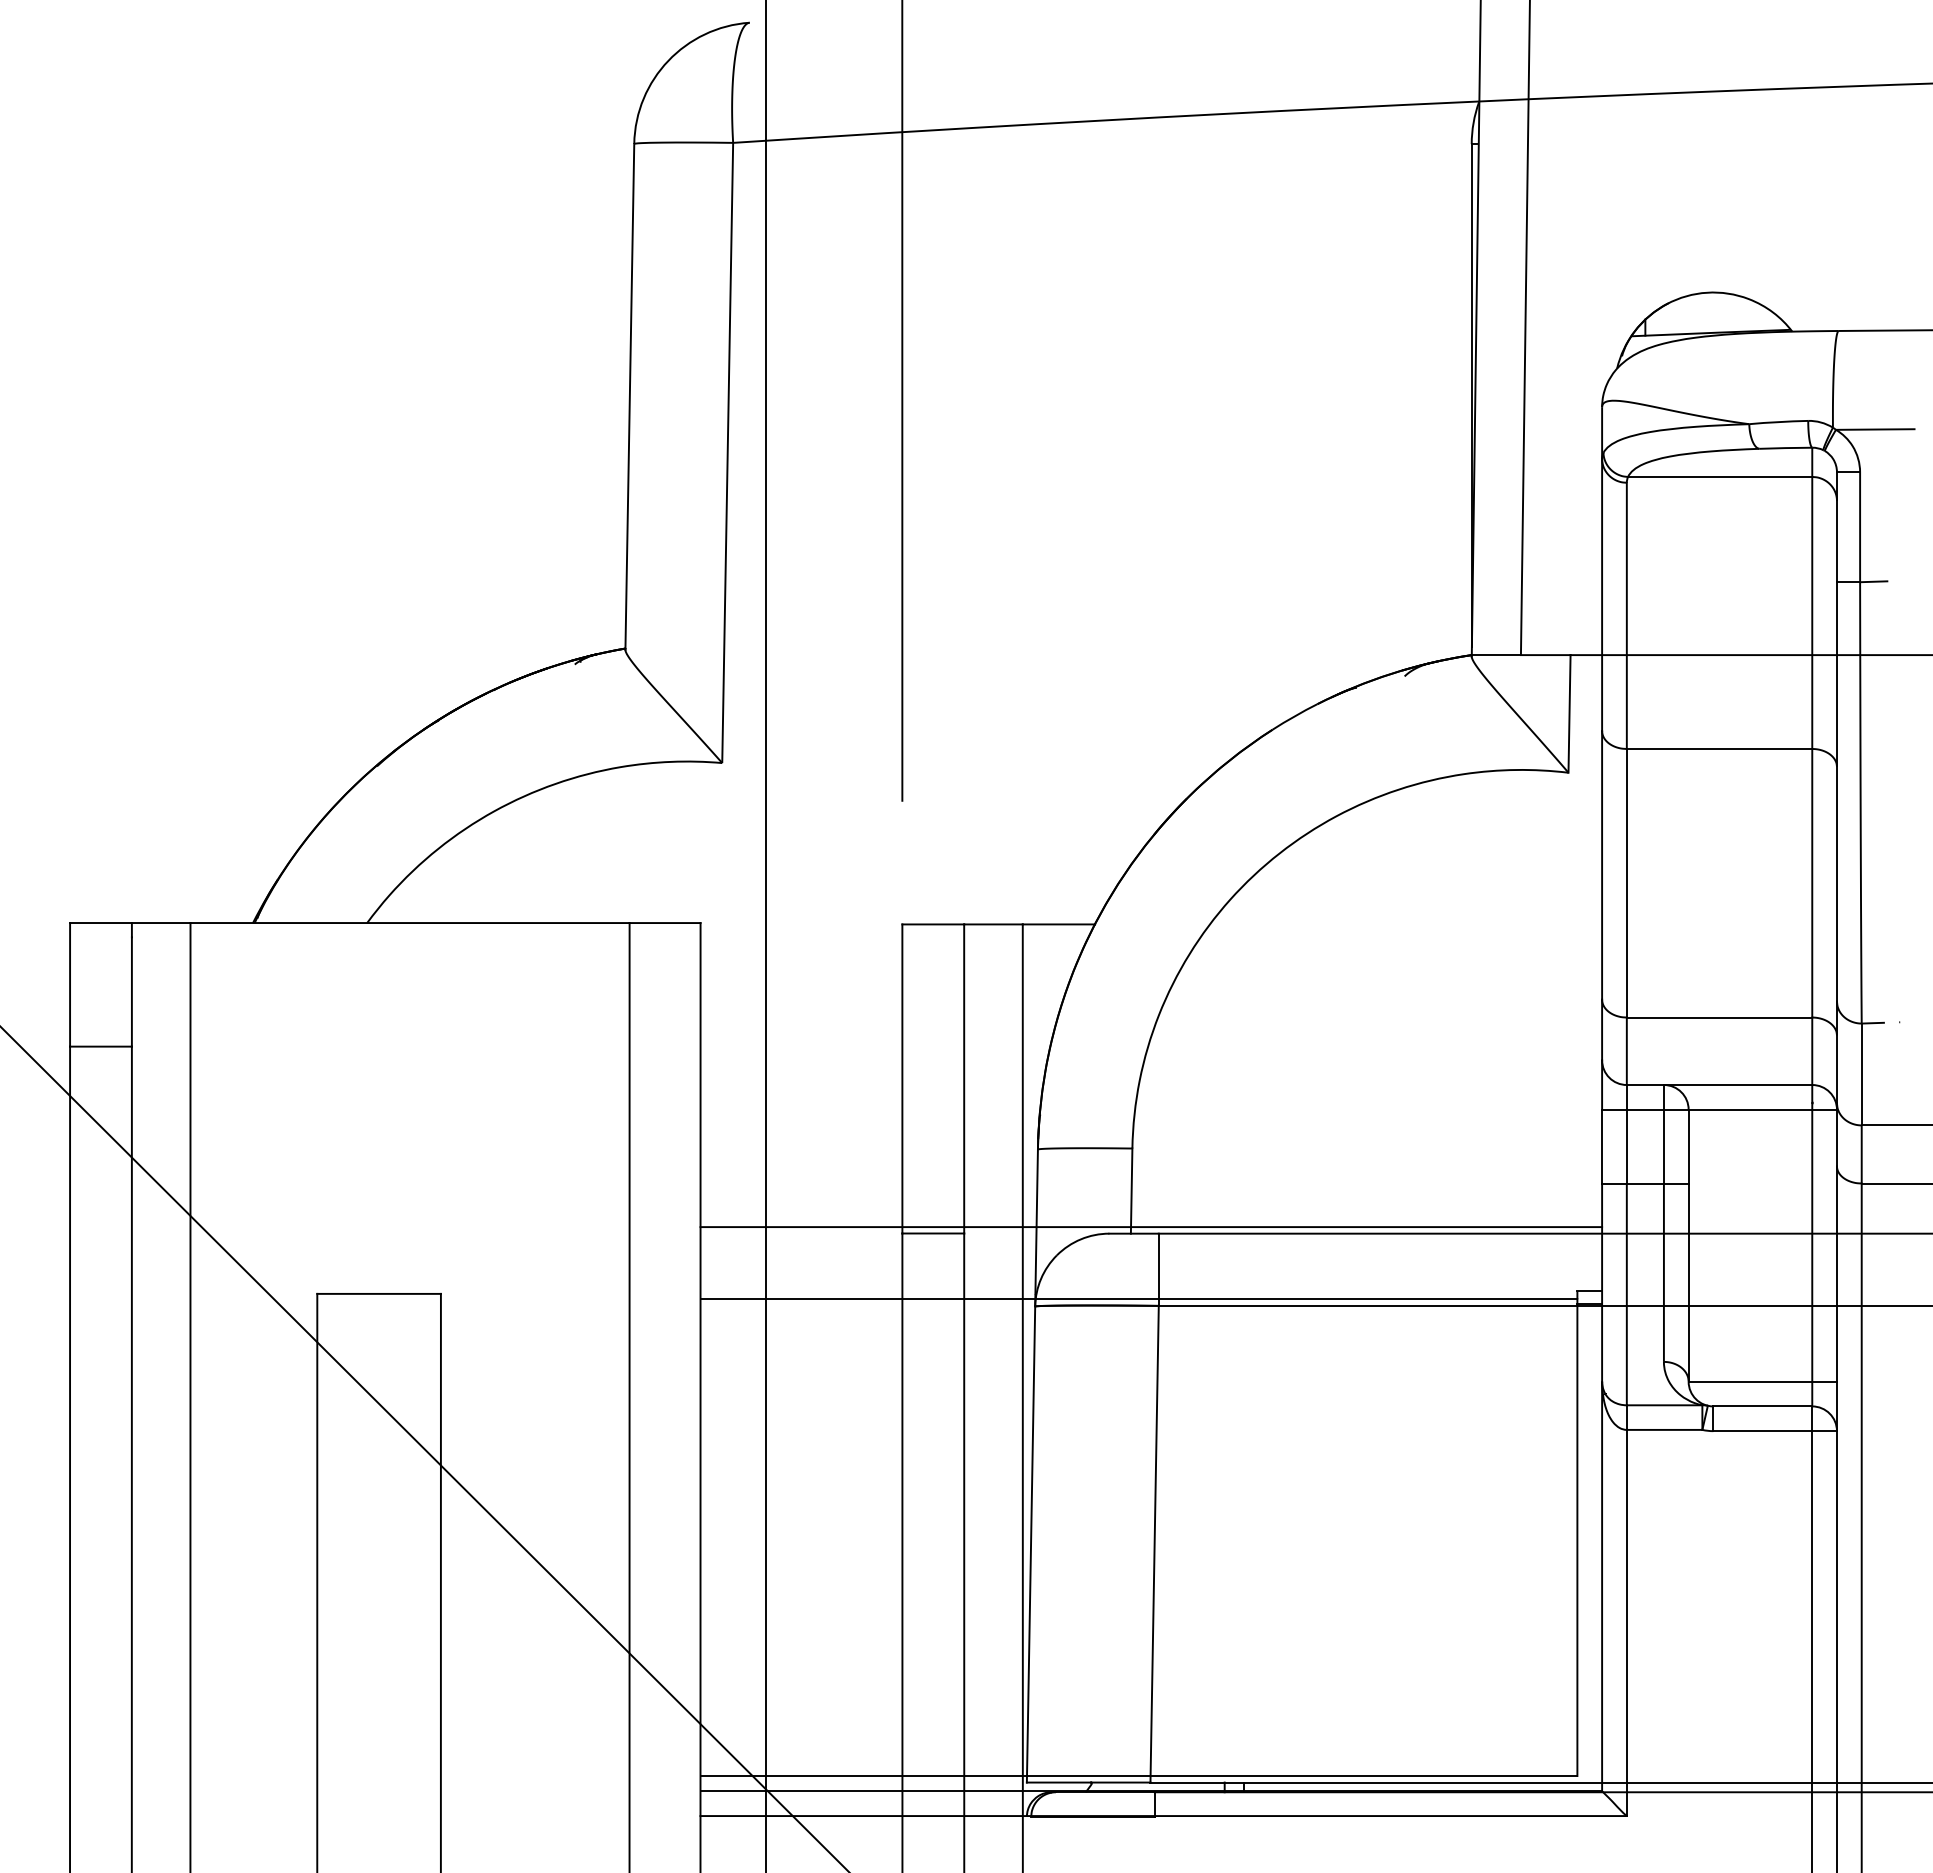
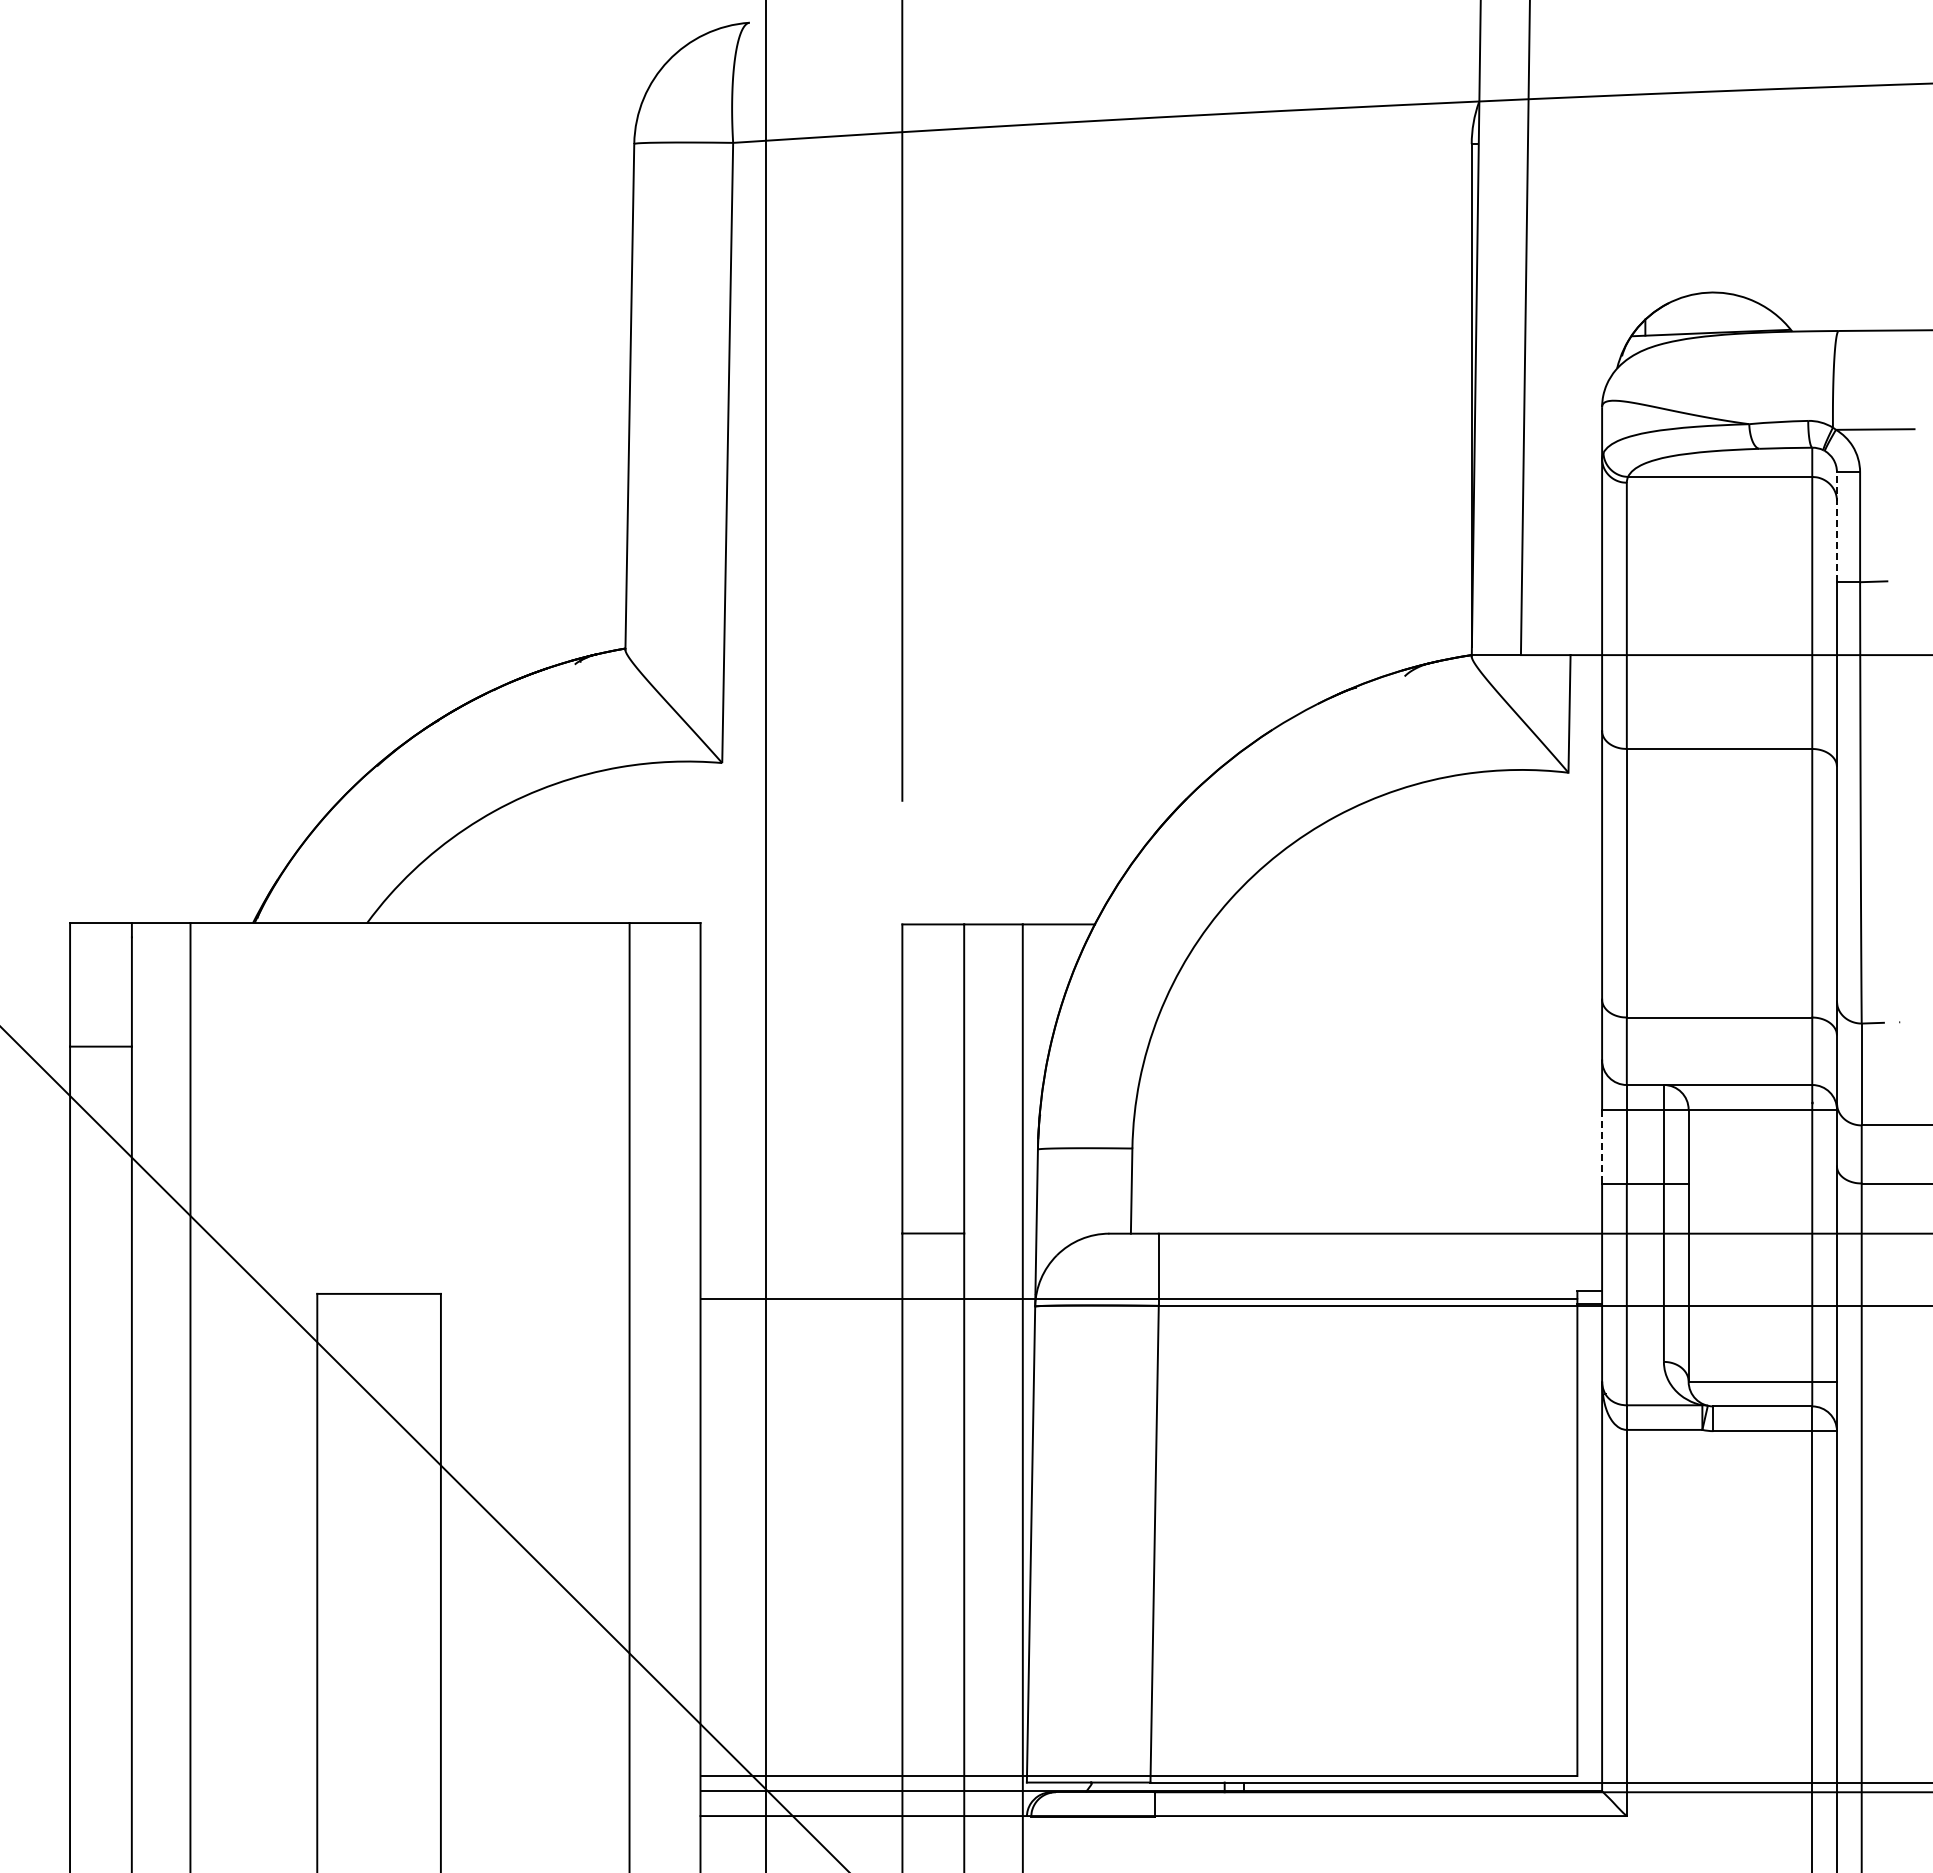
line: solid -> dashed (1836, 527)
line: solid -> dashed (1602, 1147)
line: present -> none (1151, 1227)
